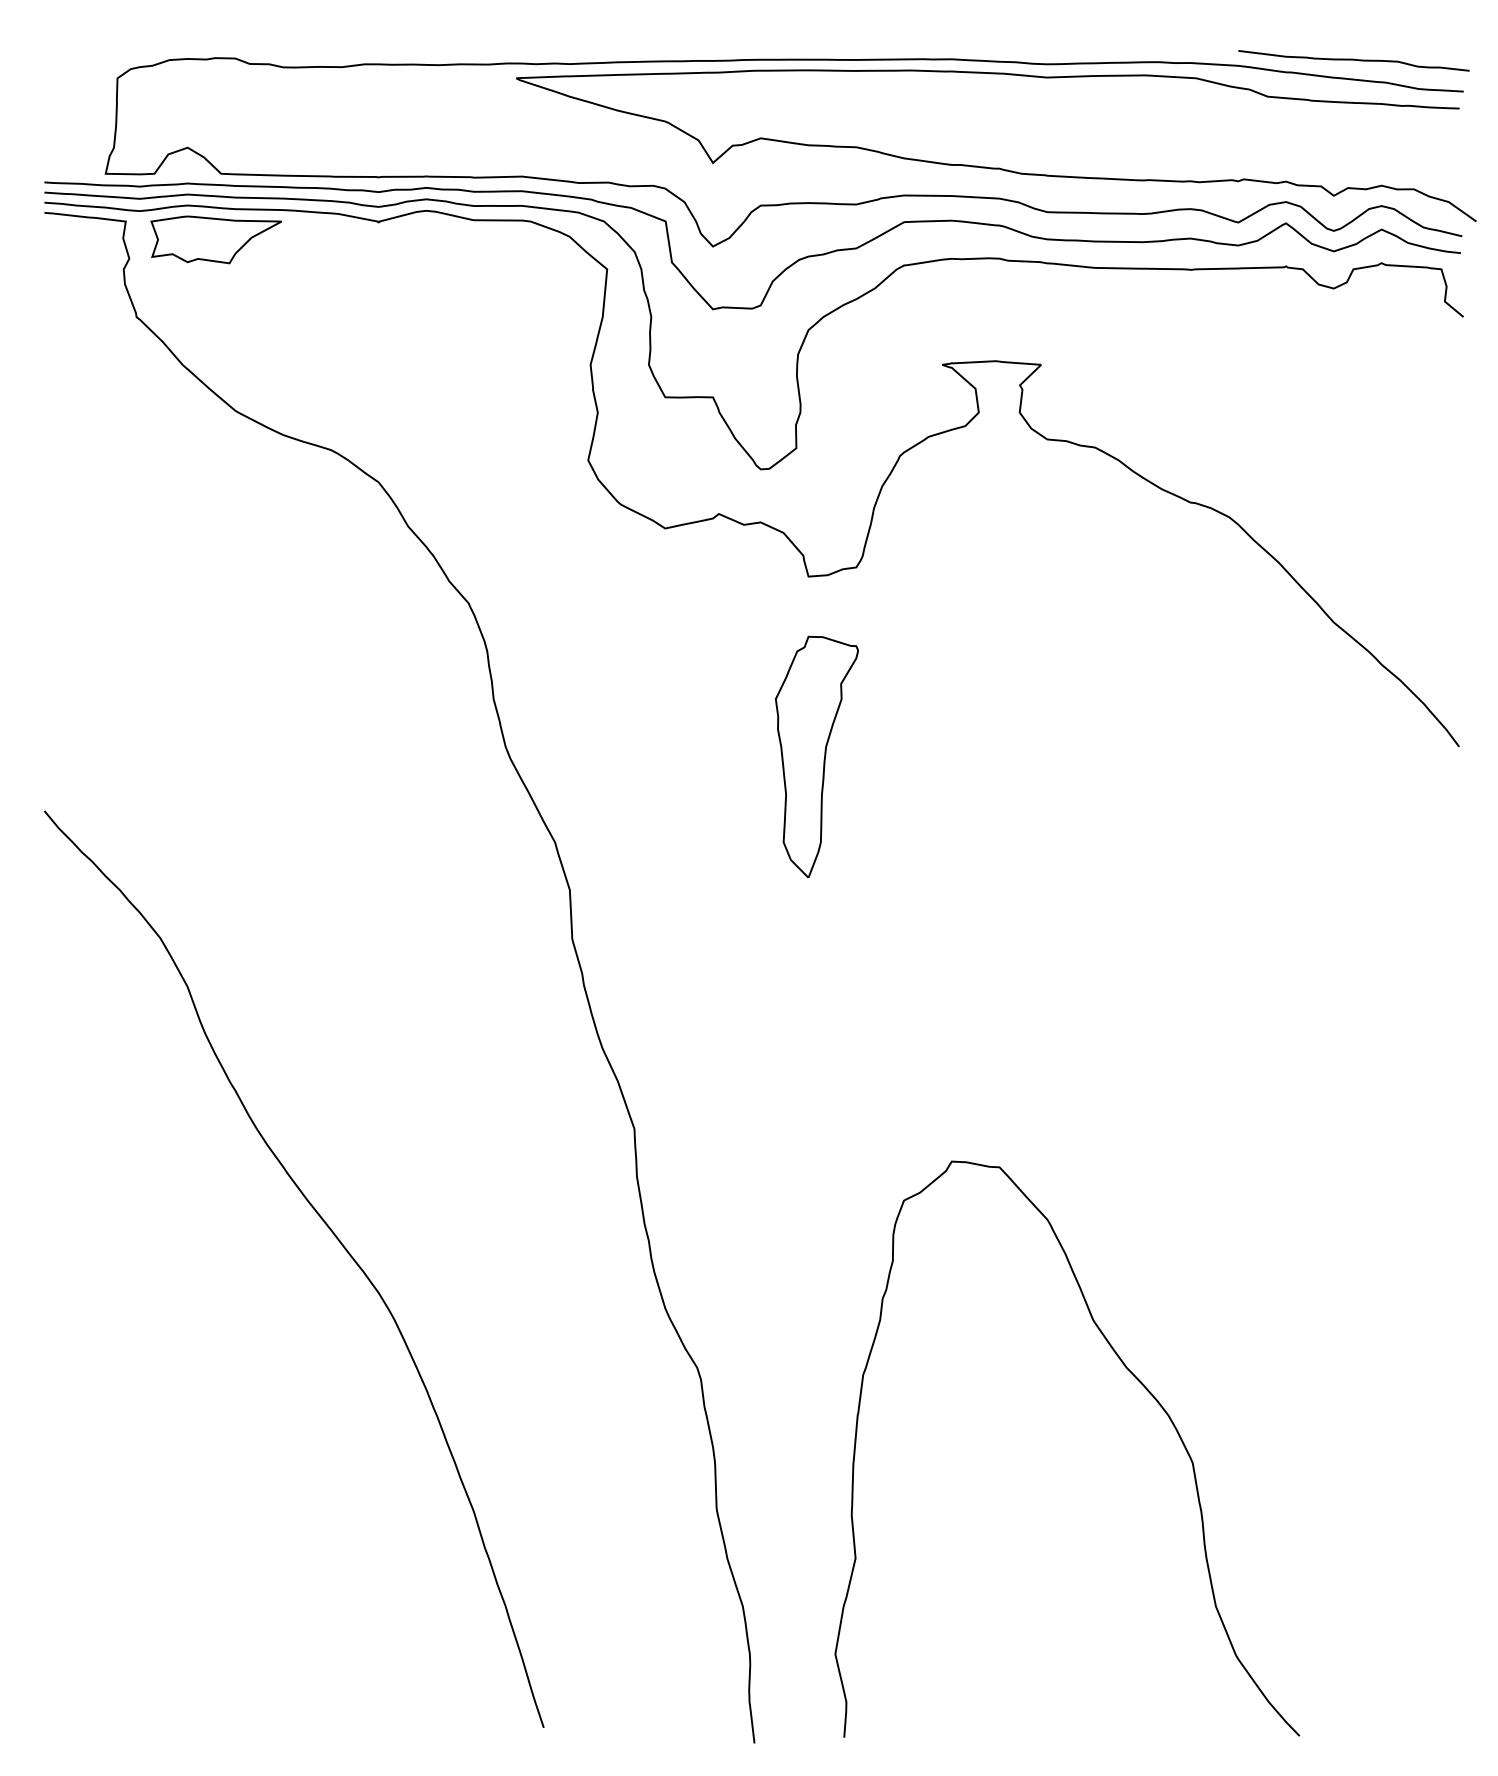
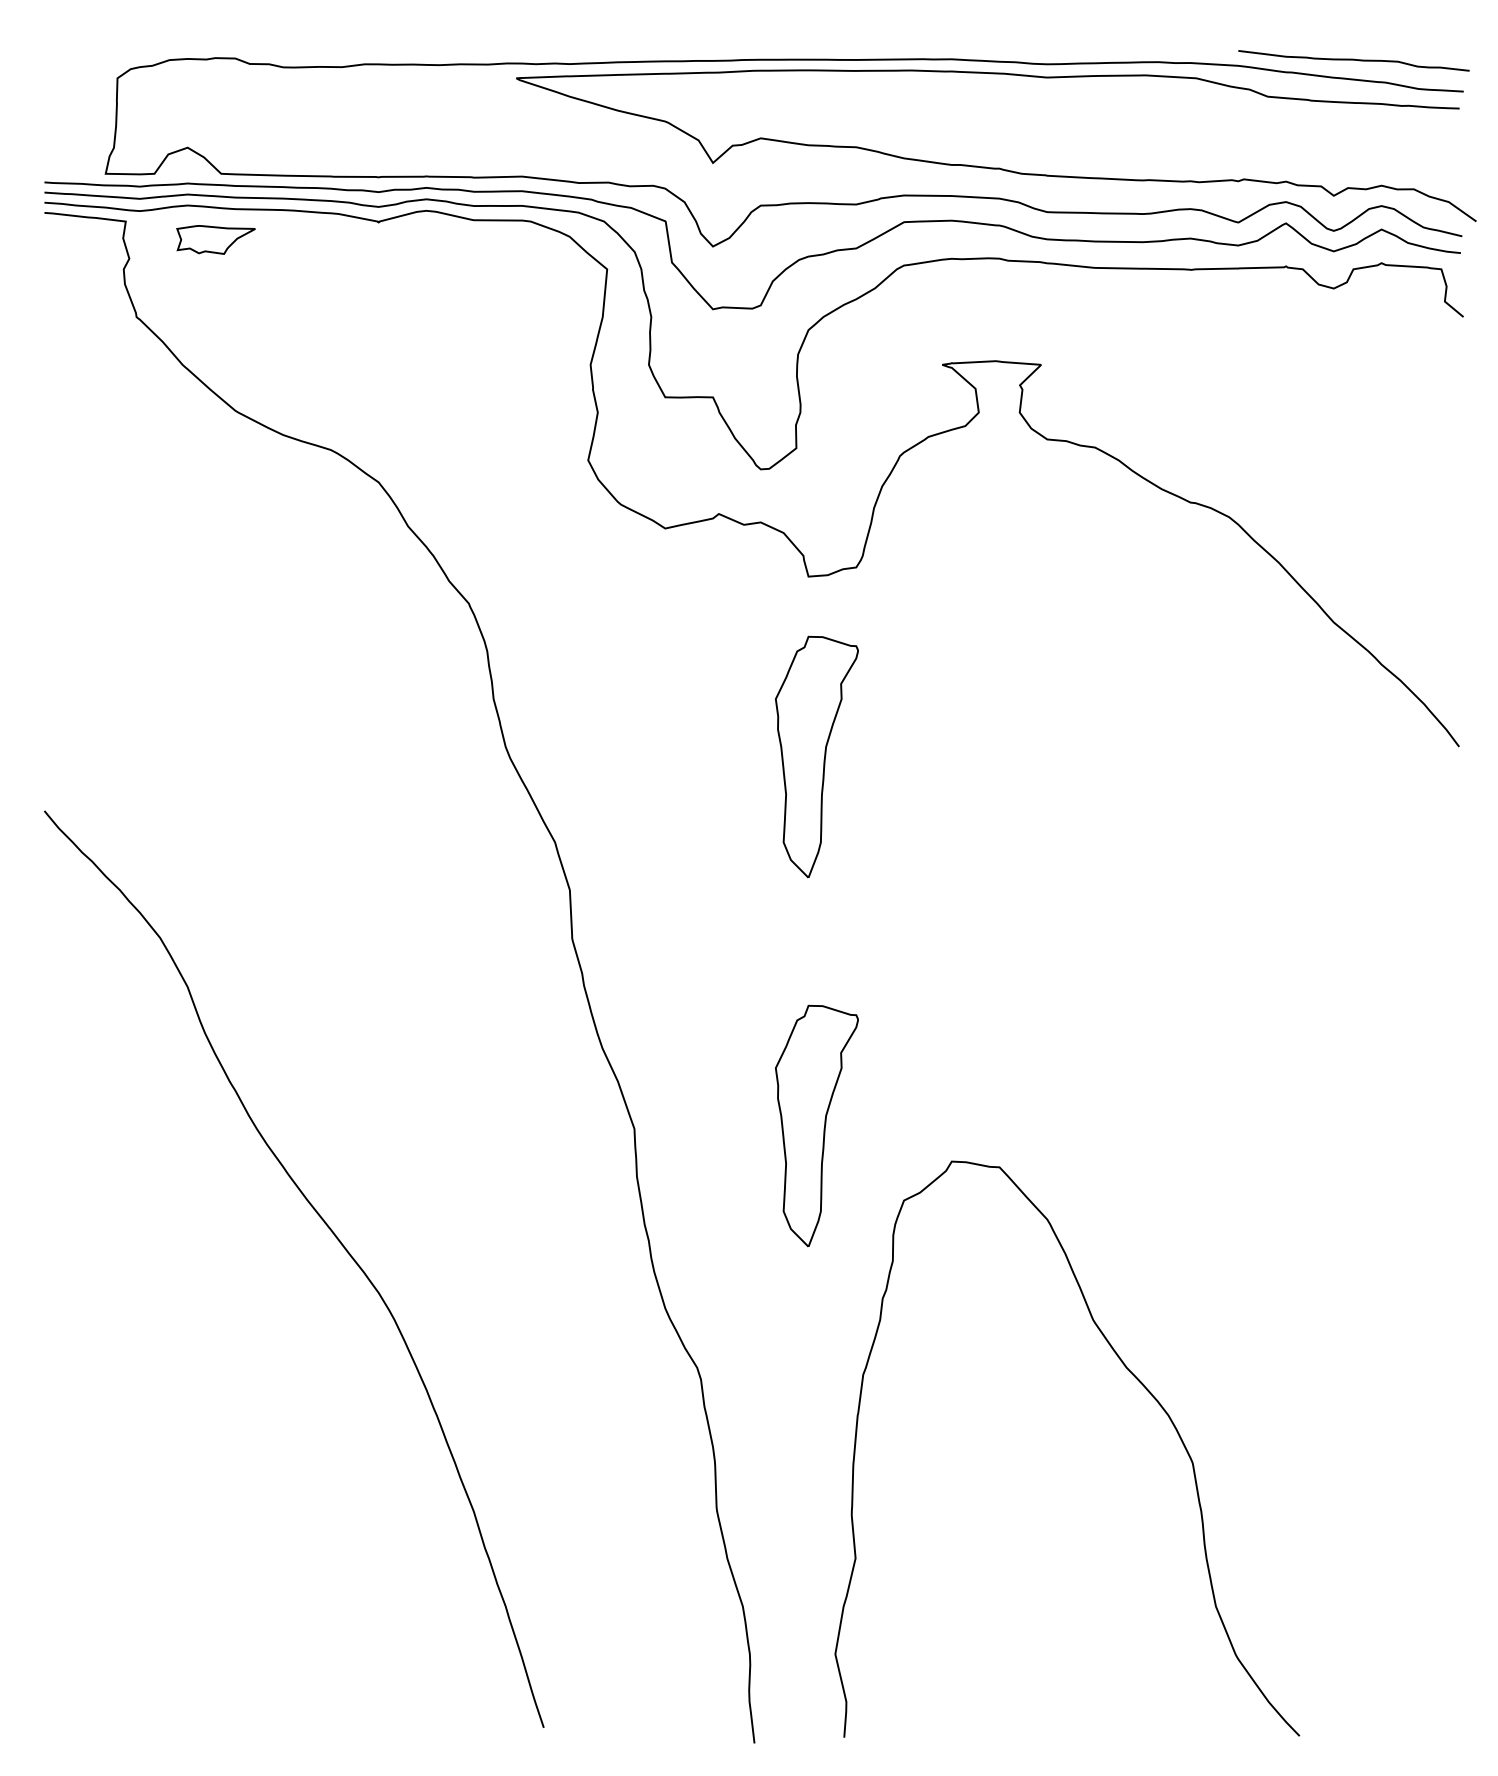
part size: 132x50 px -> 80x30 px (215, 239)
part: none -> present (816, 1125)
